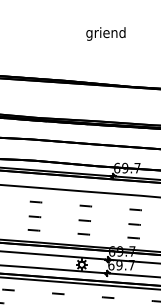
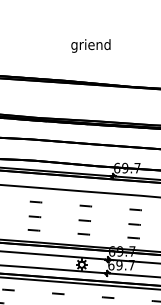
text position: (105, 33) -> (90, 45) (90, 45)
